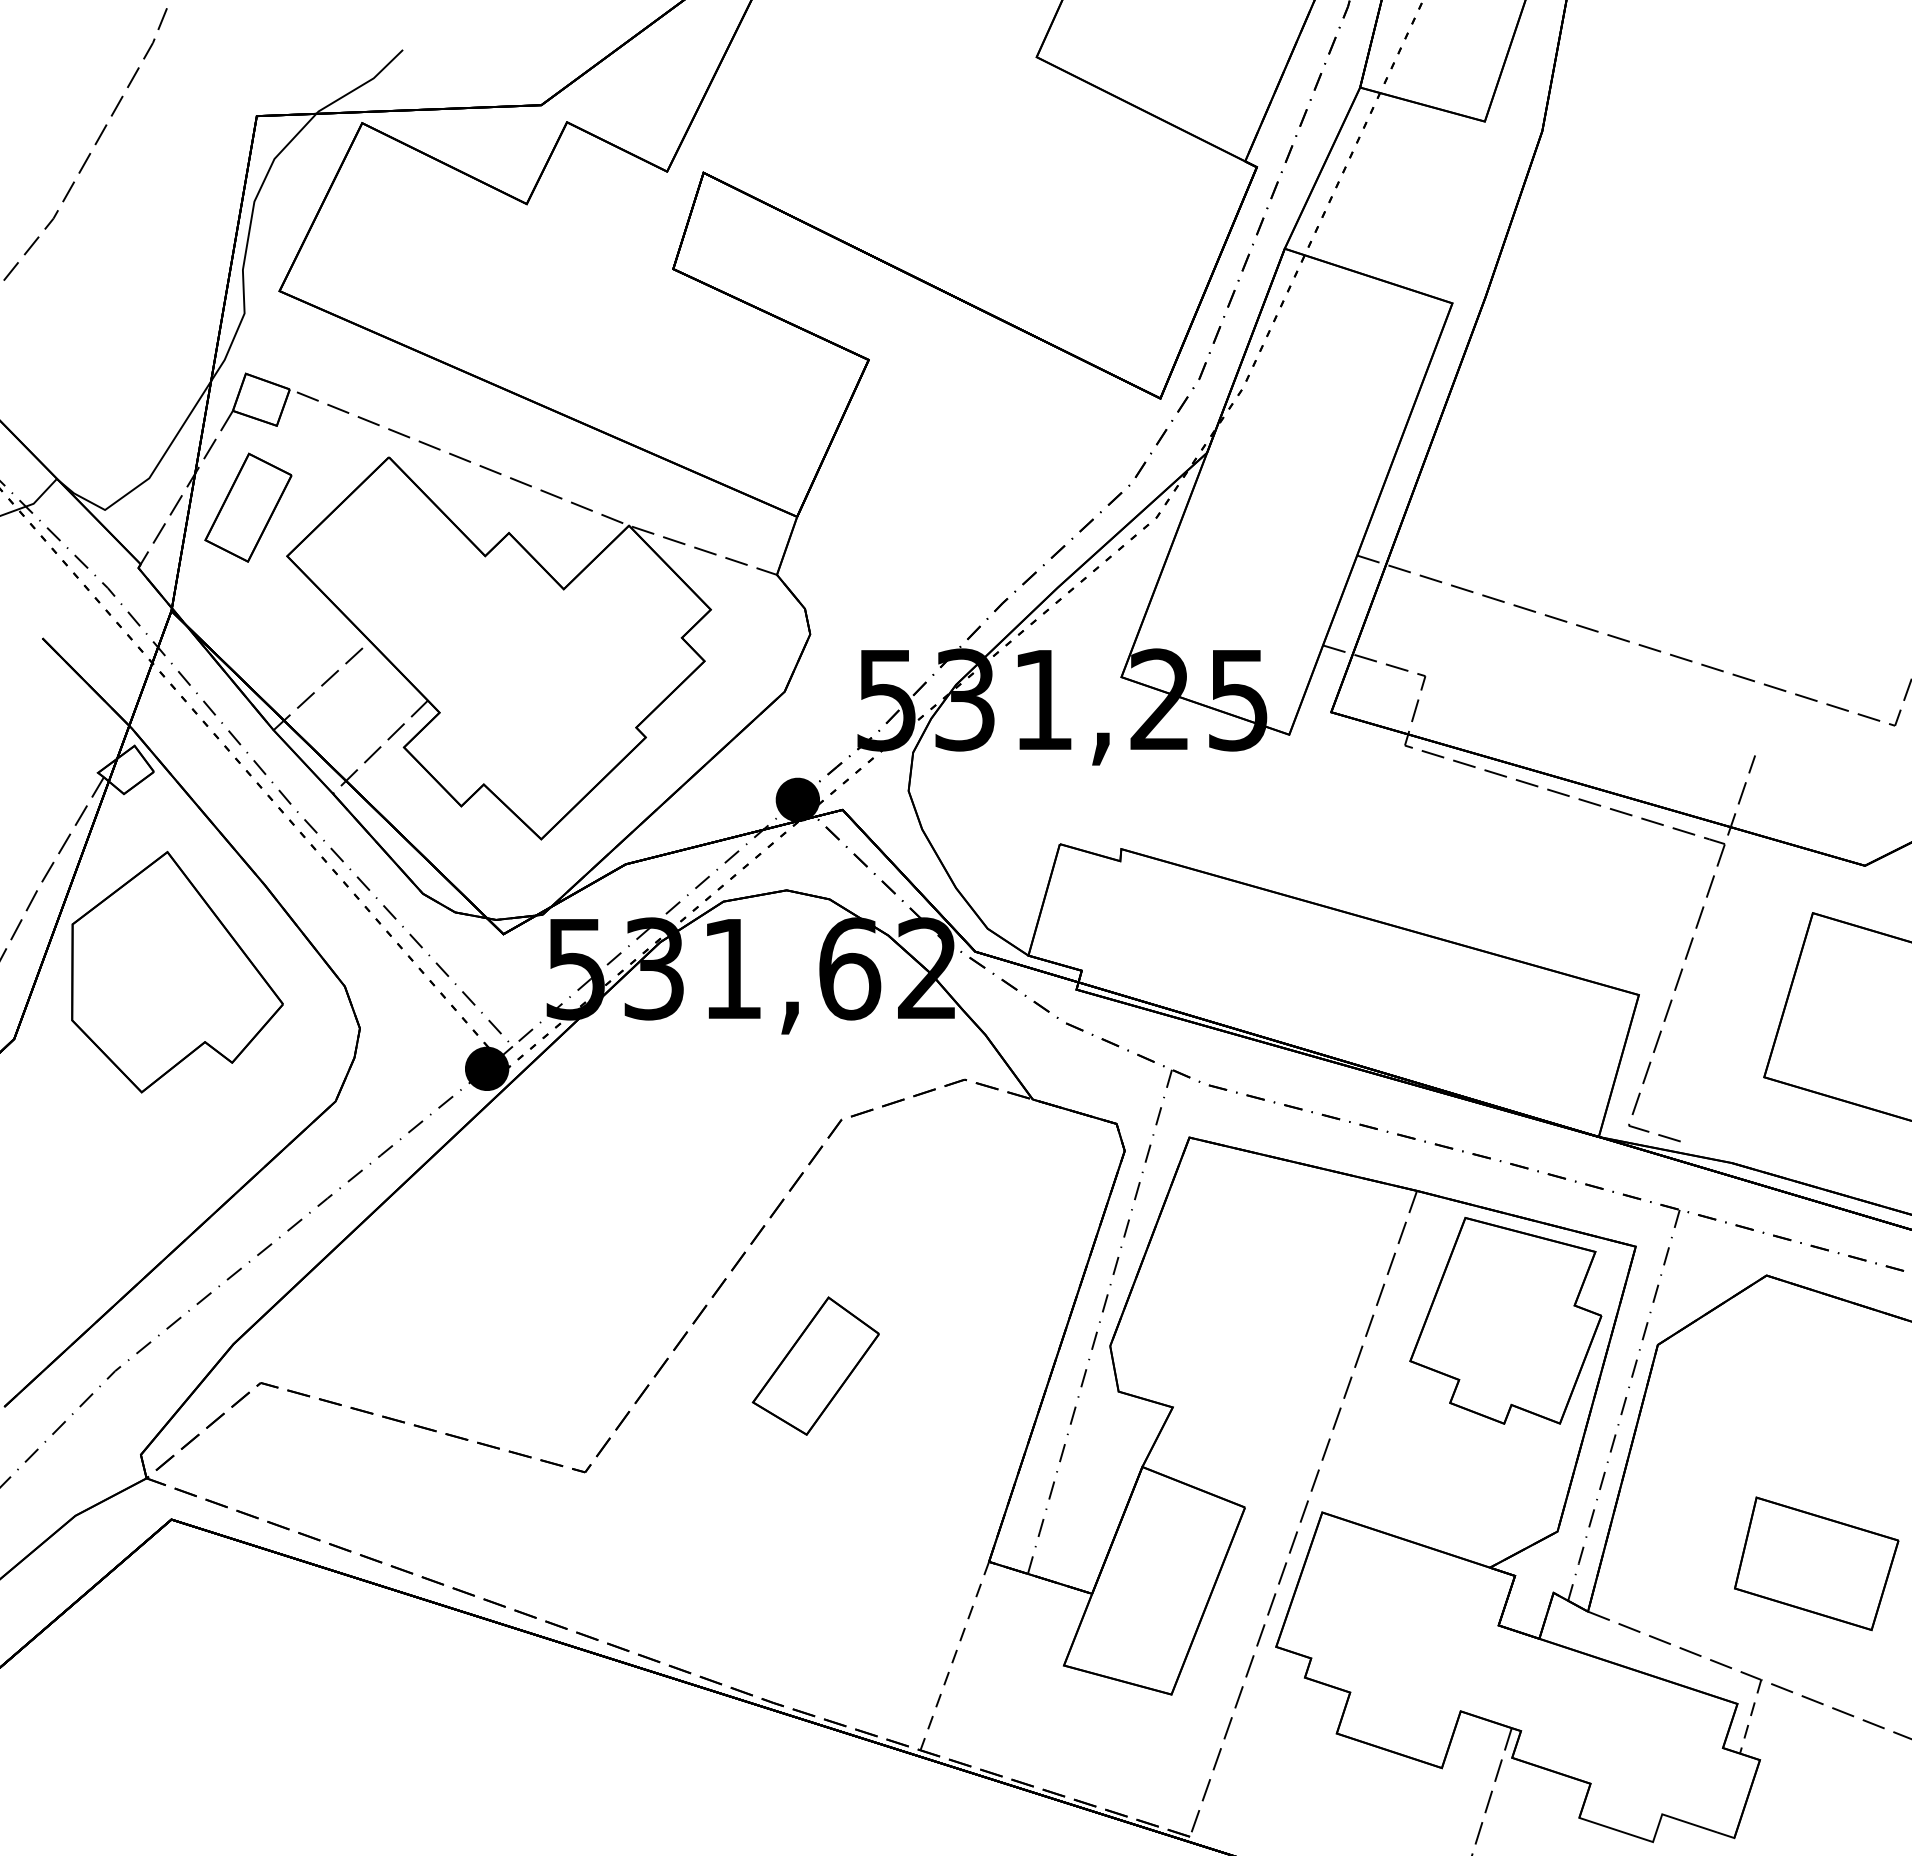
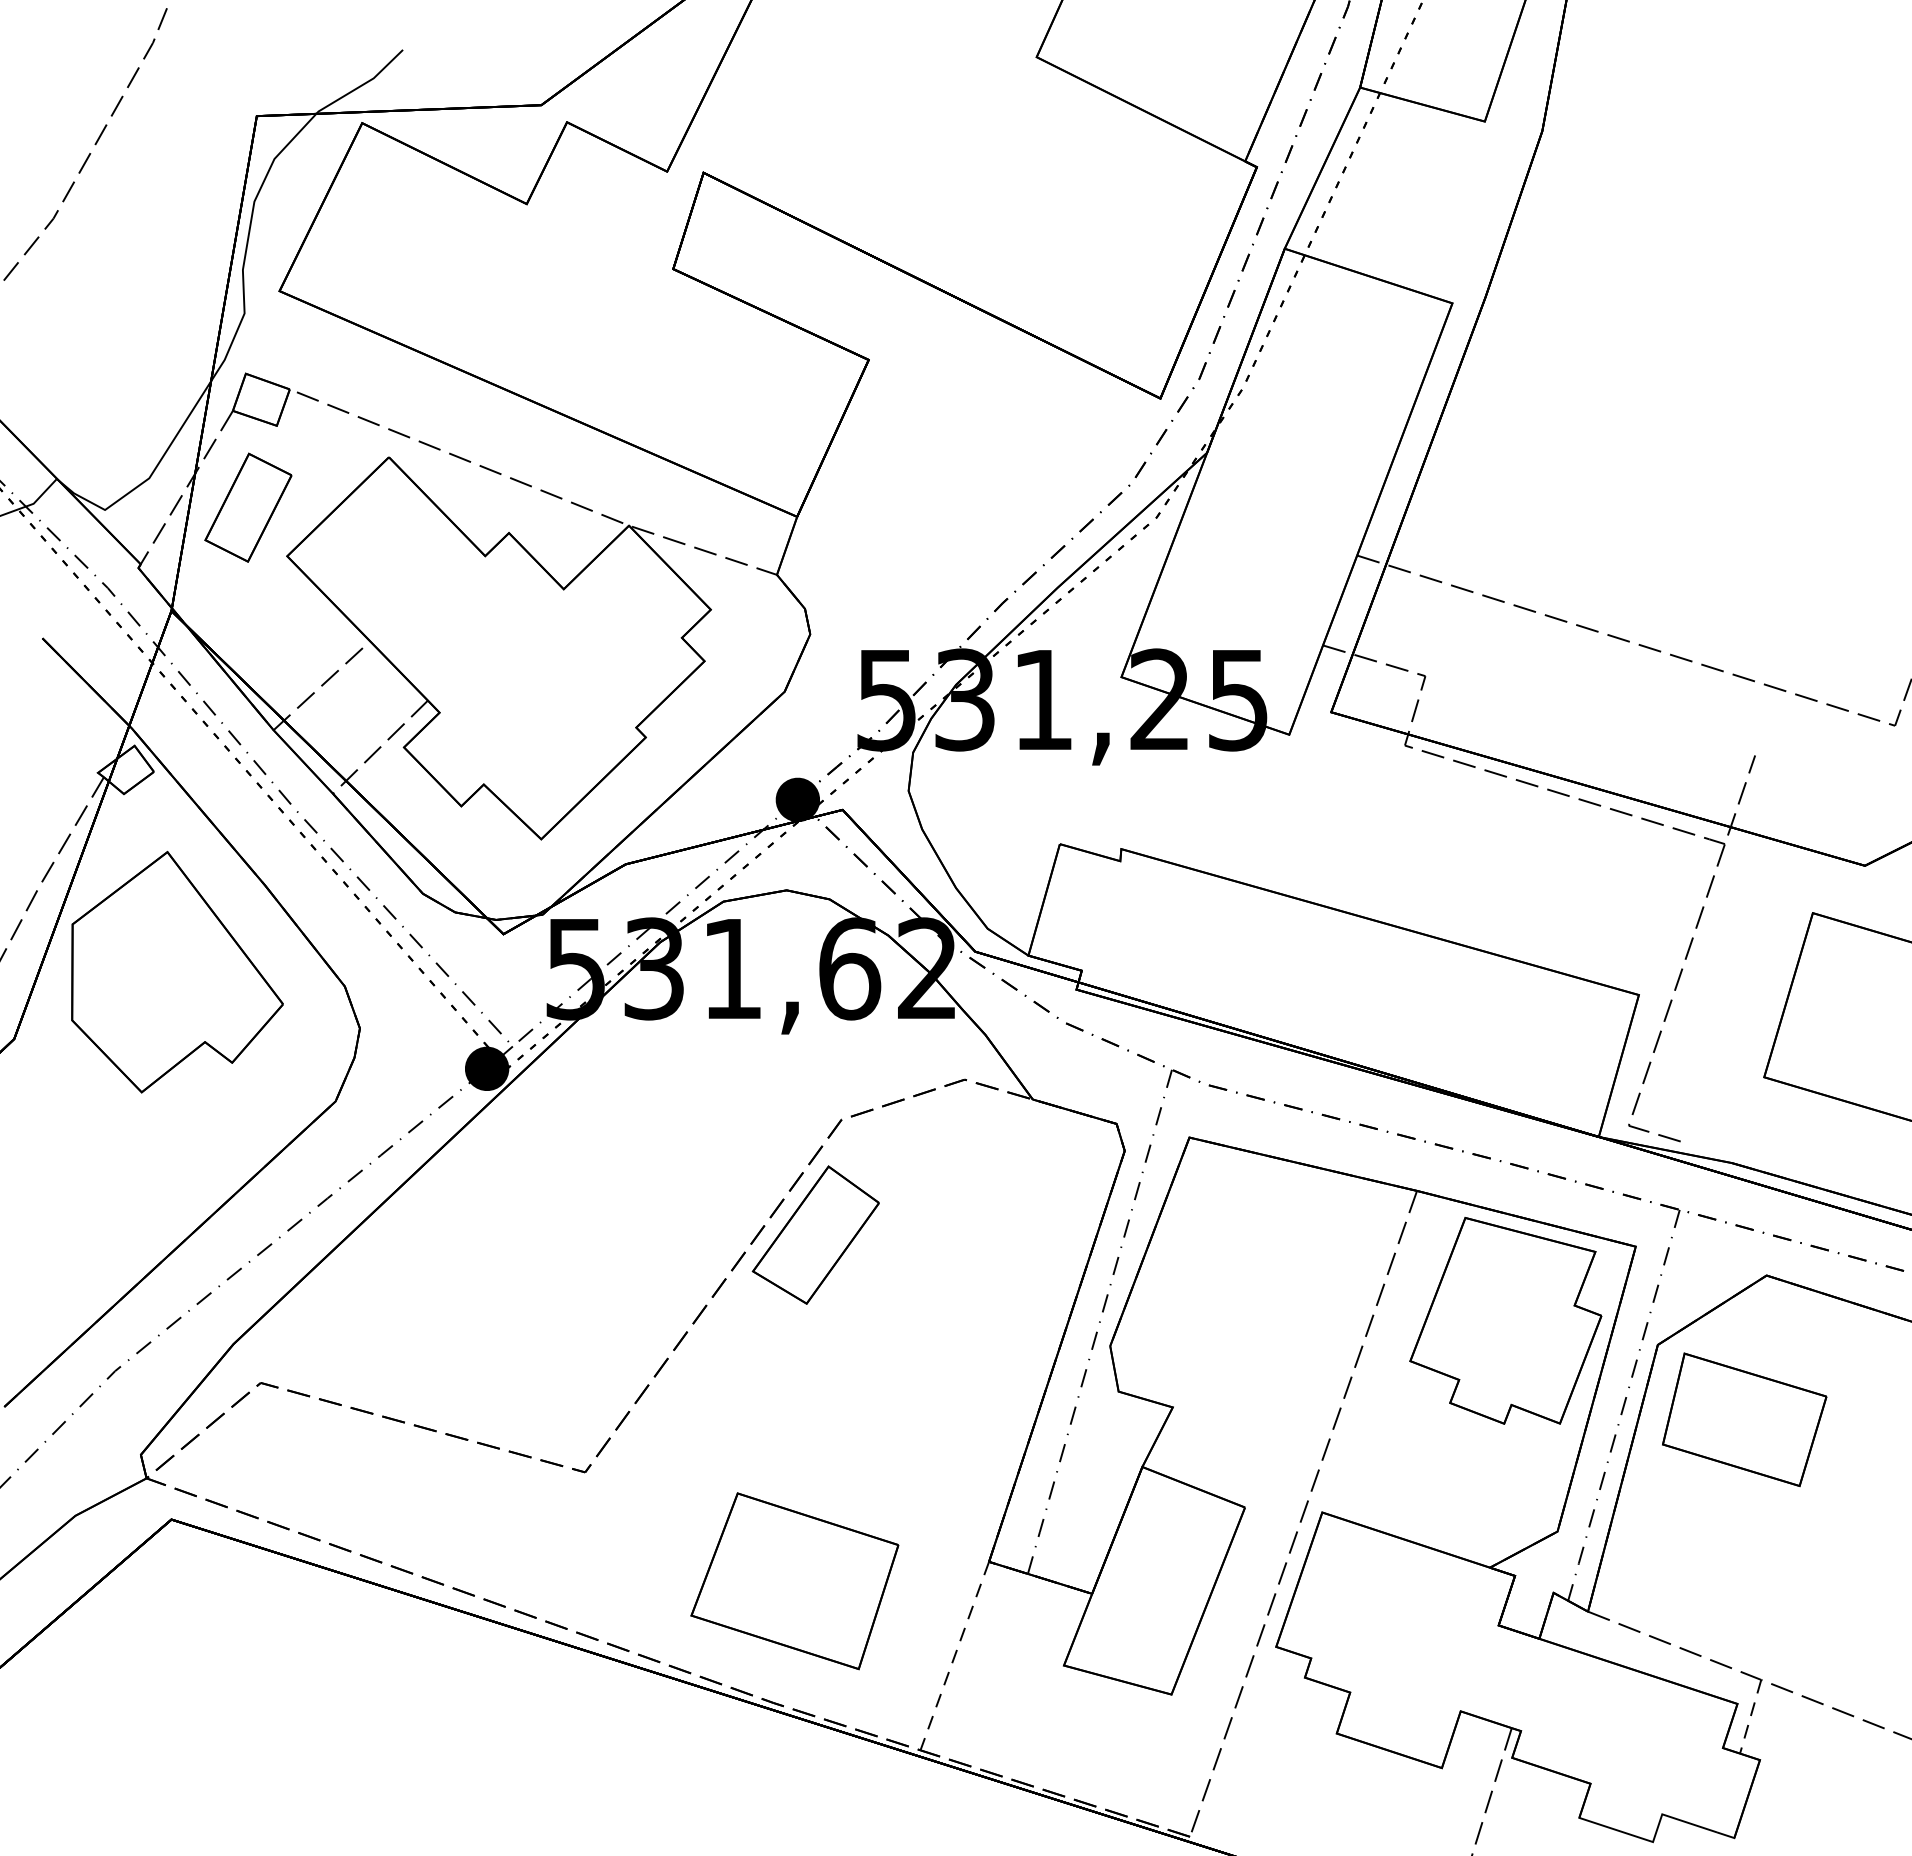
part position: (815, 1365) -> (815, 1234) (815, 1234)
part position: (1816, 1563) -> (1744, 1419) (1744, 1419)
part: none -> present (794, 1581)
